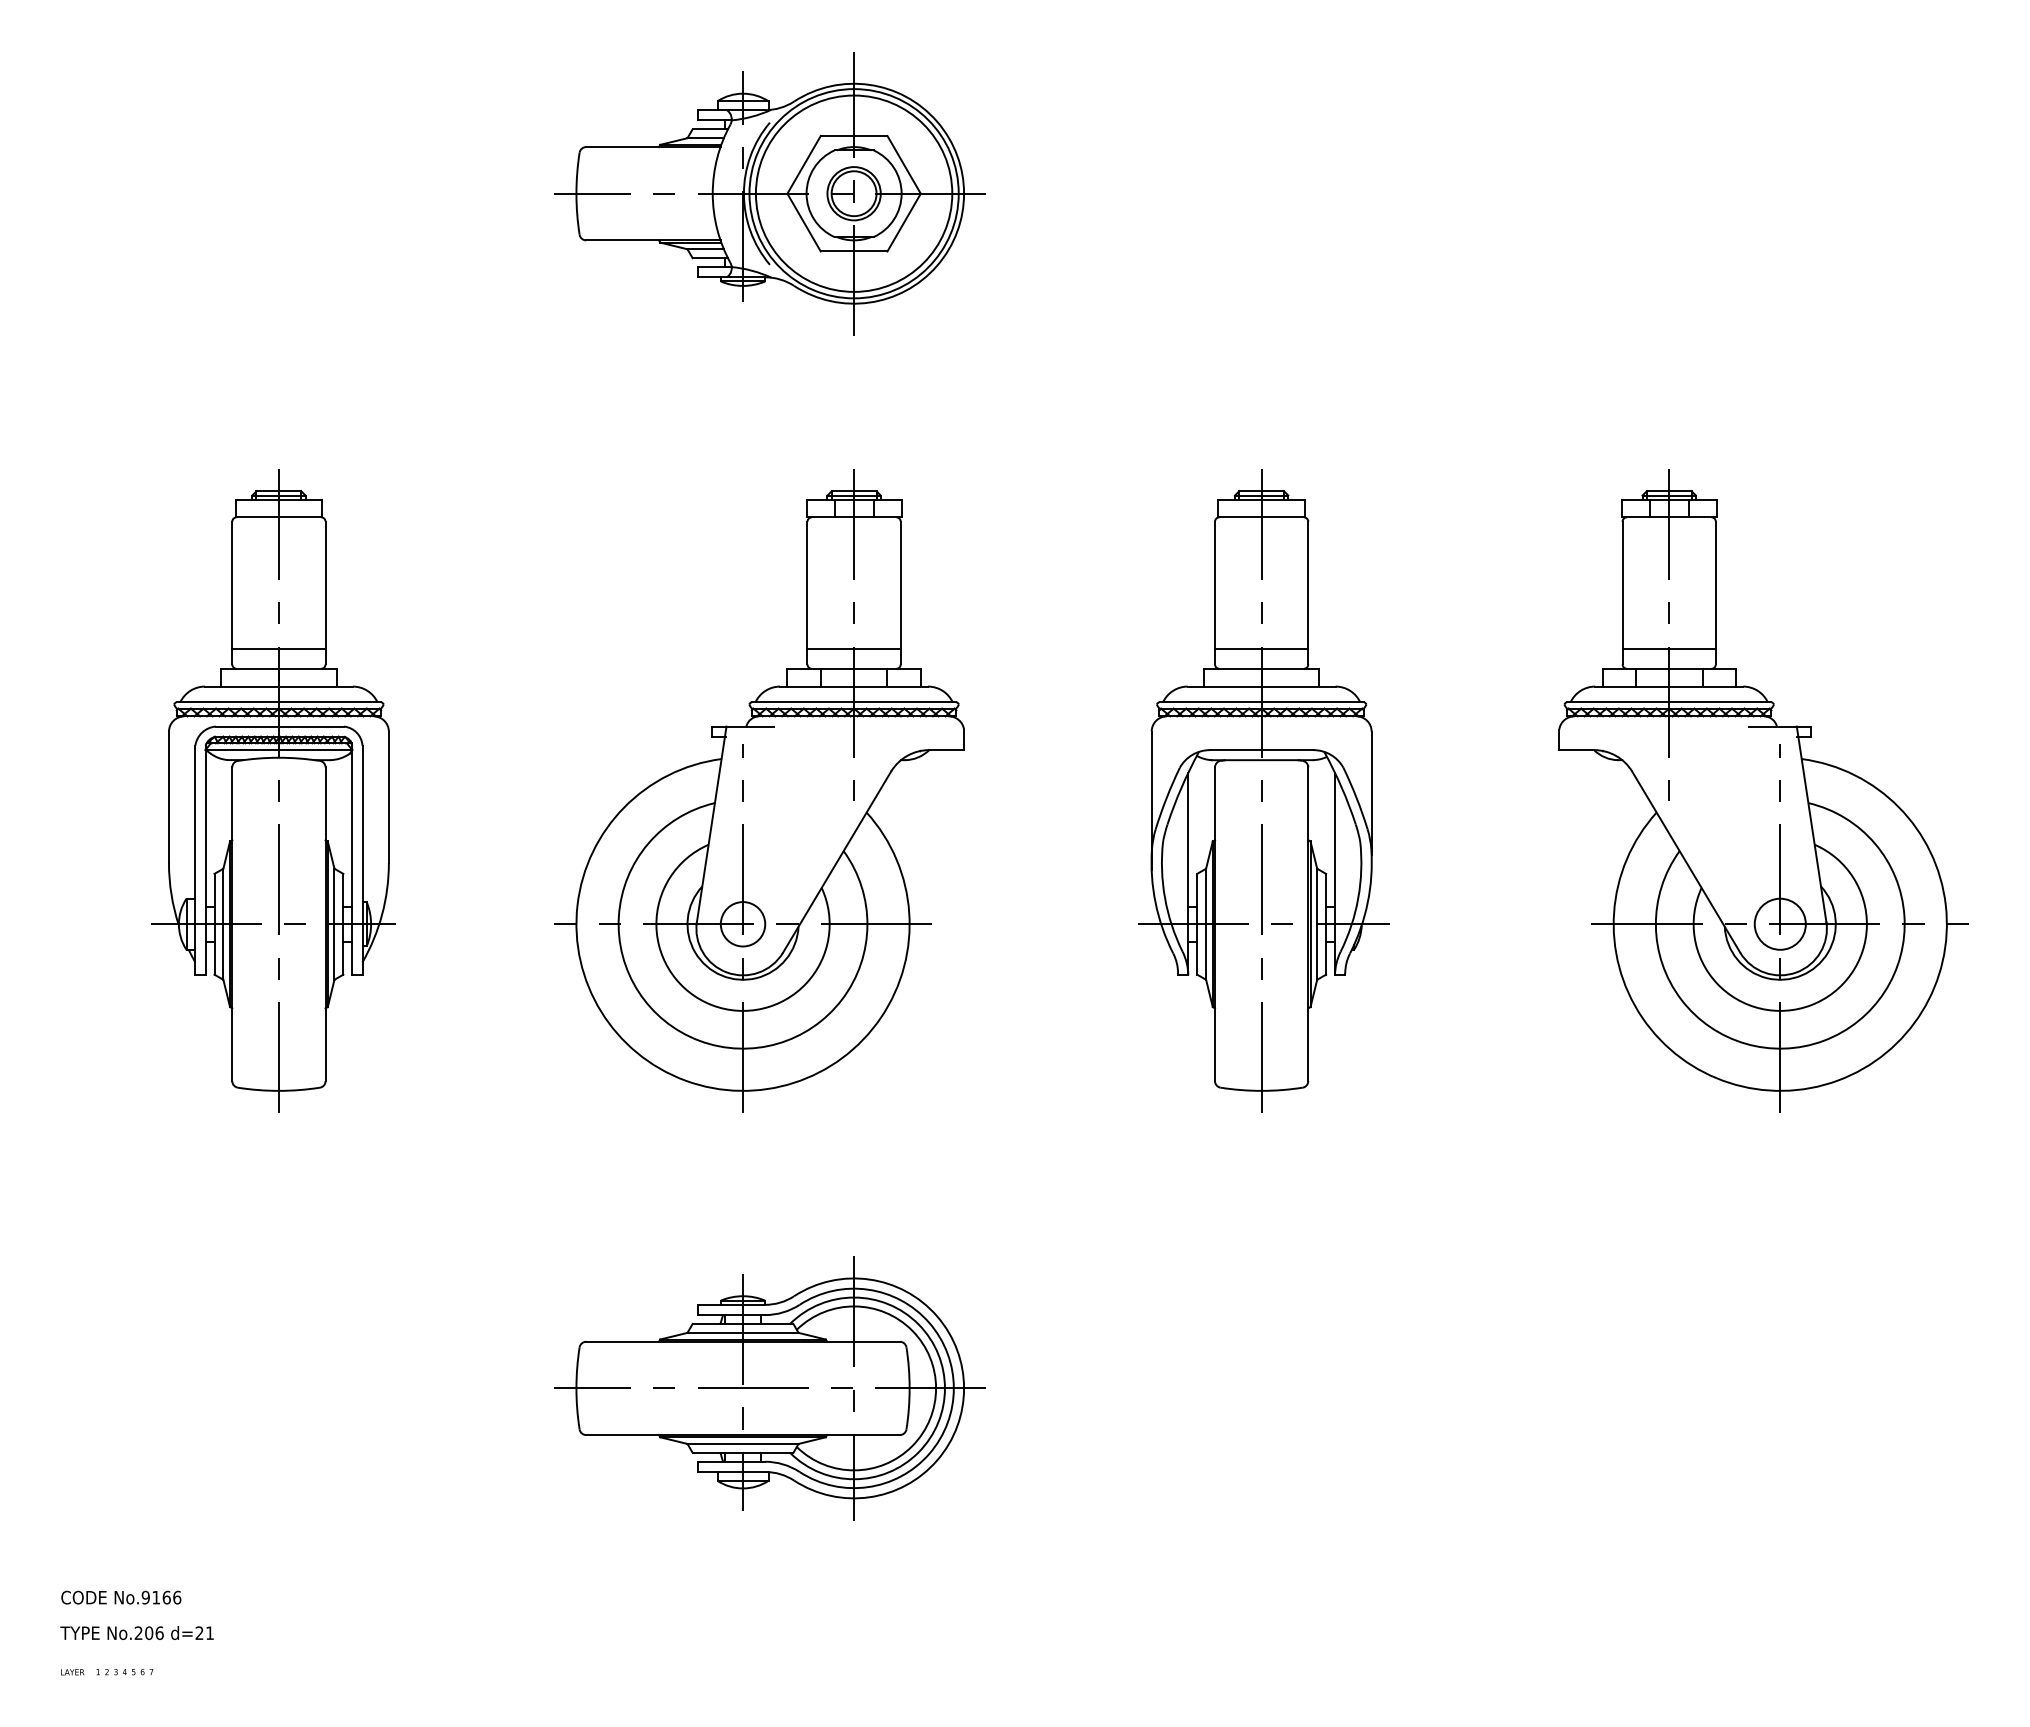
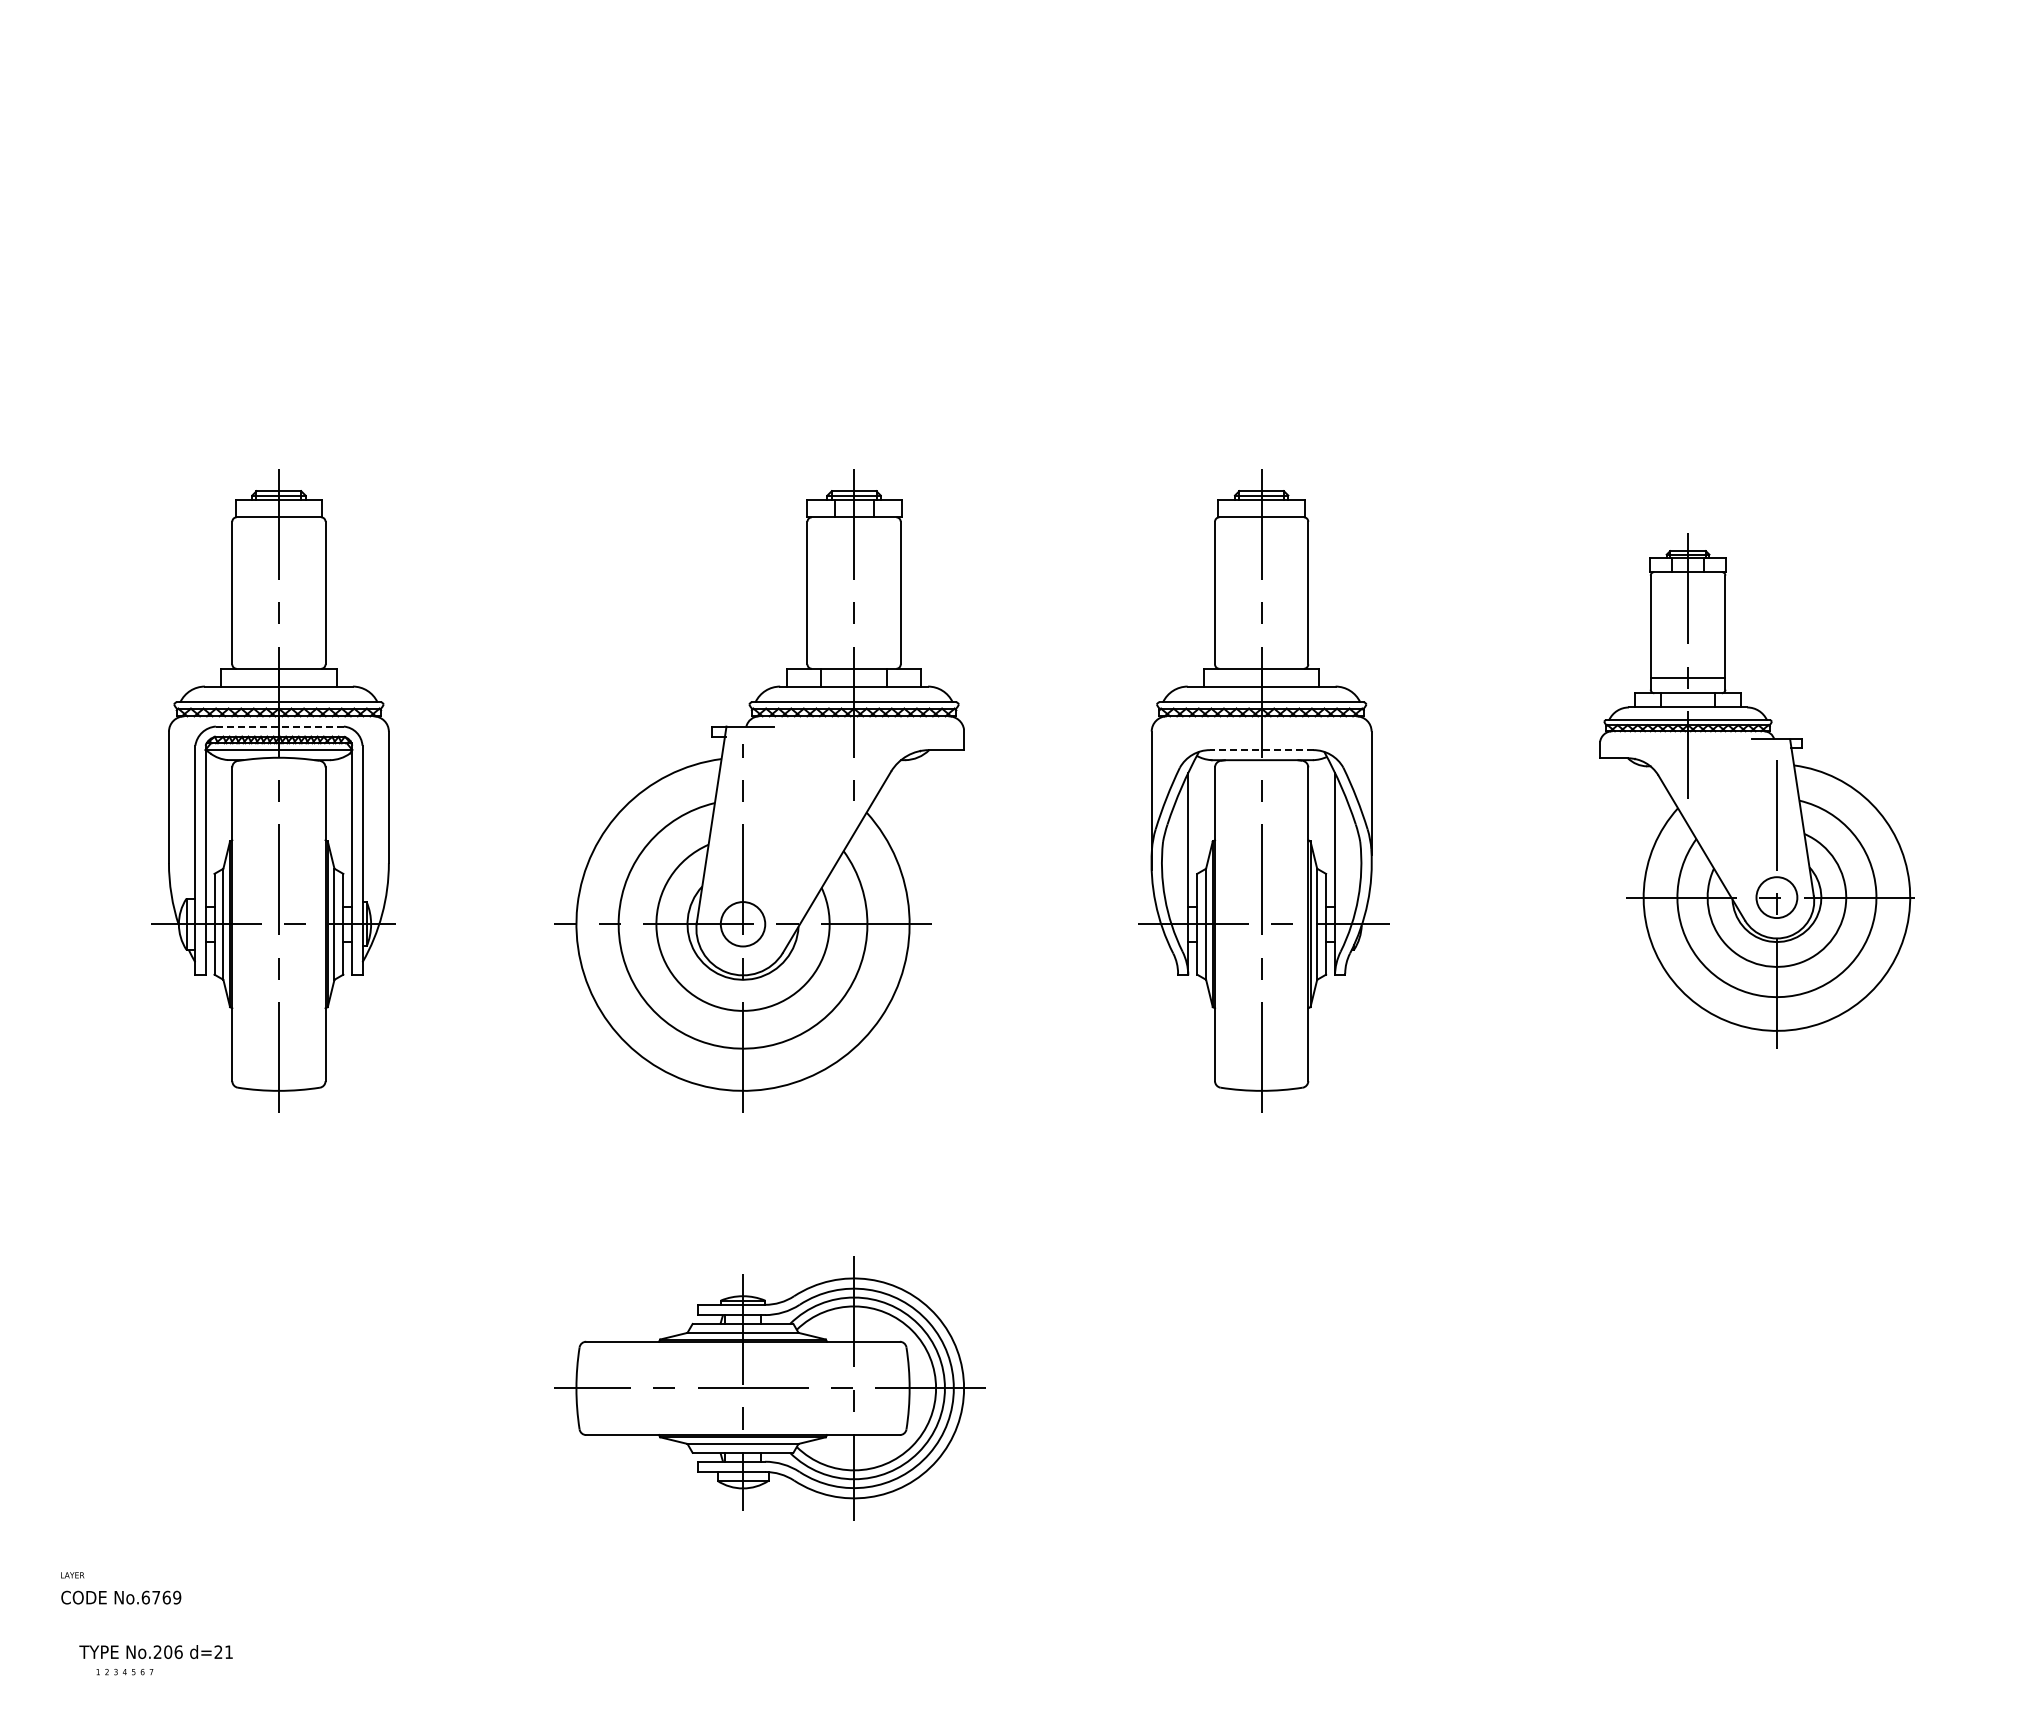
part: present -> none (769, 193)
line: present -> none (278, 649)
line: present -> none (853, 649)
line: present -> none (1261, 649)
line: solid -> dashed (279, 726)
line: solid -> dashed (1261, 750)
part size: 411x644 px -> 316x516 px (1756, 790)
text: No.9166 -> No.6769 (161, 1597)
text position: (136, 1632) -> (155, 1651) (155, 1651)
text position: (72, 1672) -> (72, 1575) (72, 1575)
